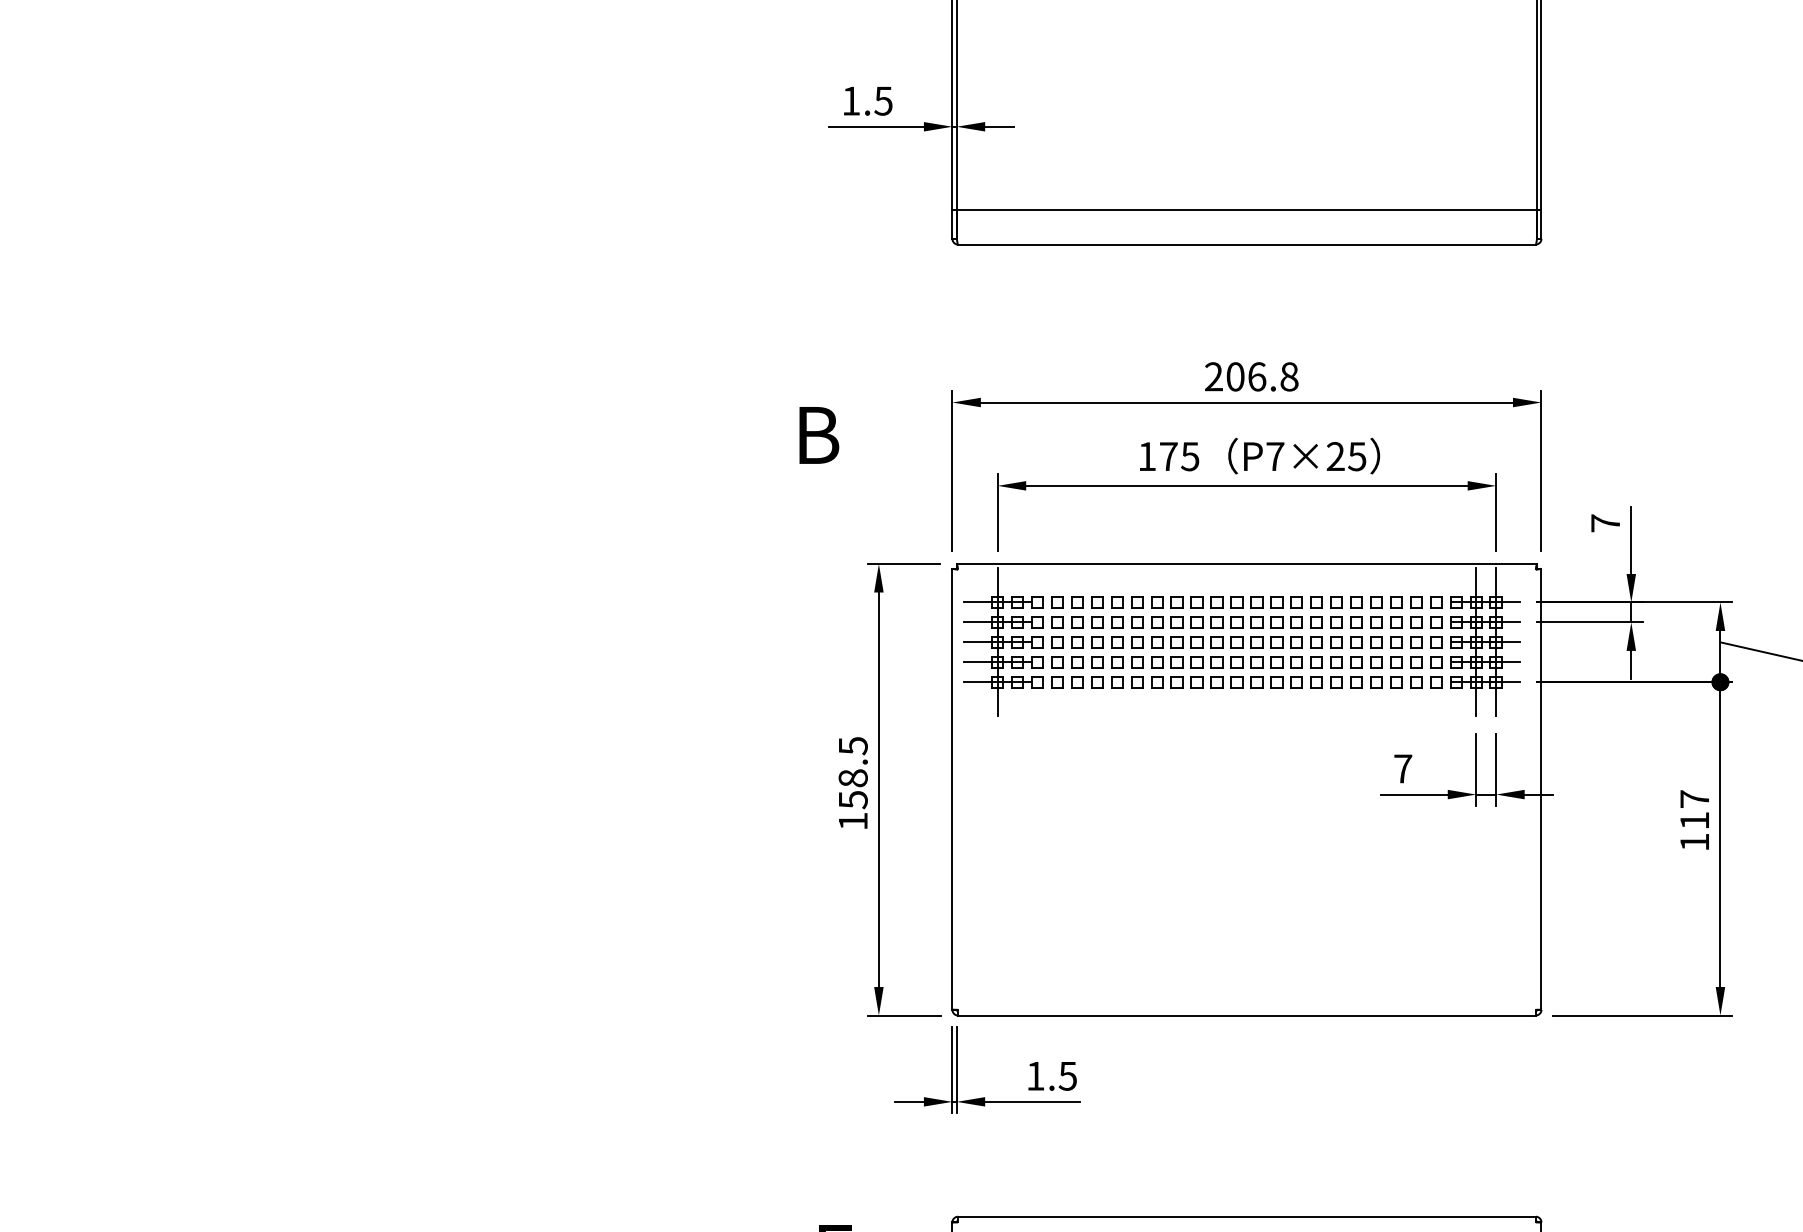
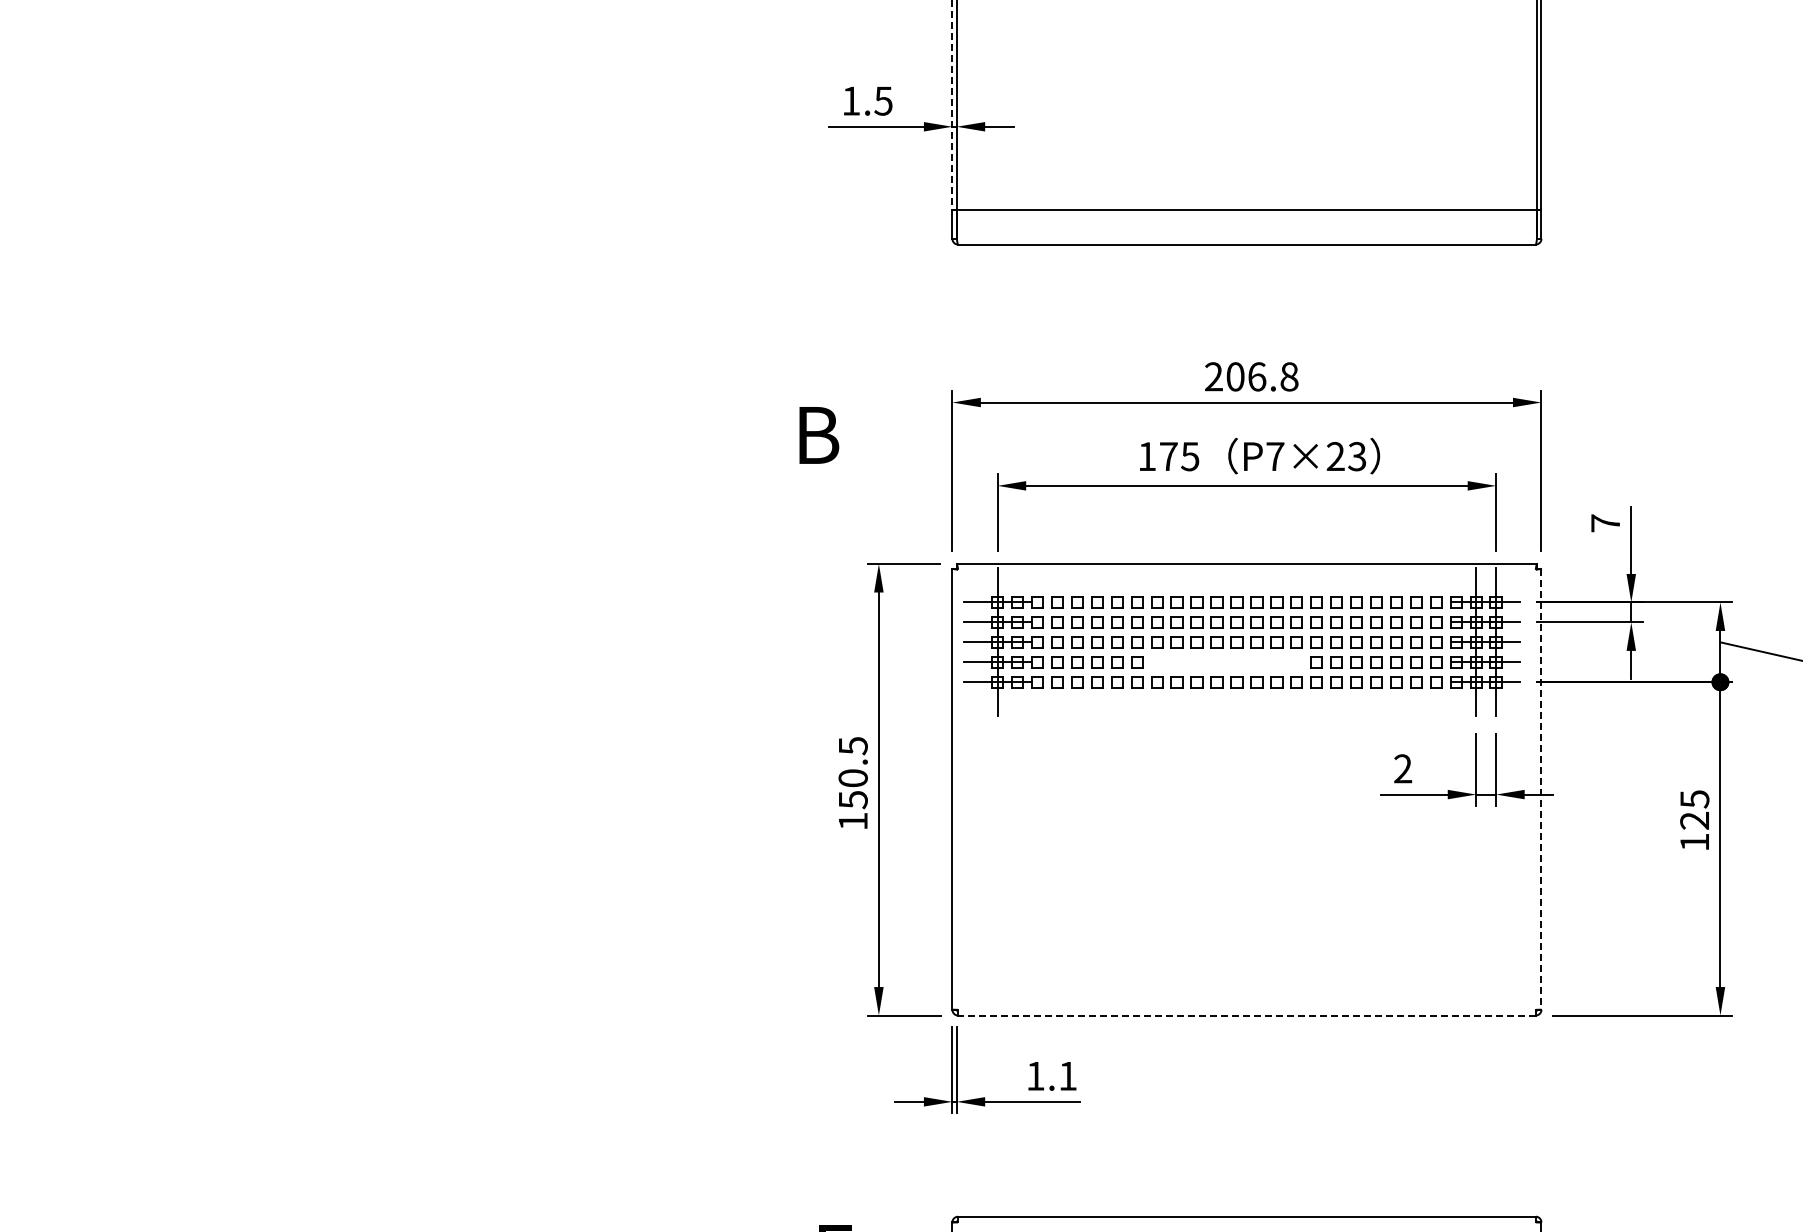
line: solid -> dashed (952, 105)
text: P7×25 -> P7×23 (1357, 456)
part: present -> none (1226, 662)
text: 7 -> 2 (1403, 768)
text: 158.5 -> 150.5 (853, 778)
line: solid -> dashed (1541, 789)
text: 117 -> 125 (1694, 809)
line: solid -> dashed (1246, 1015)
text: 1.5 -> 1.1 (1067, 1076)
